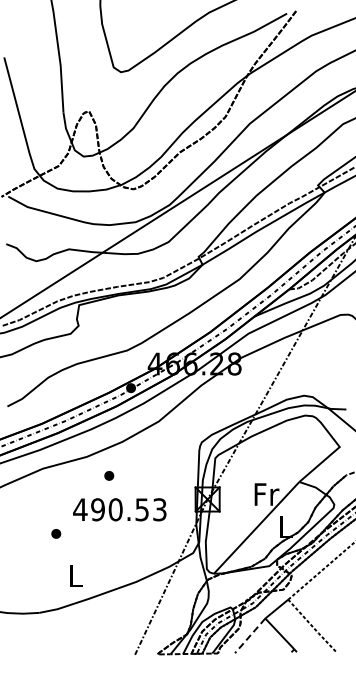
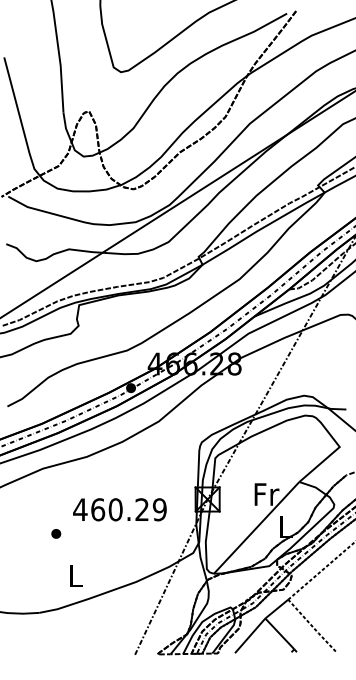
part: present -> none (109, 475)
text: 490.53 -> 460.29 (128, 509)
line: dashed -> solid (249, 636)
